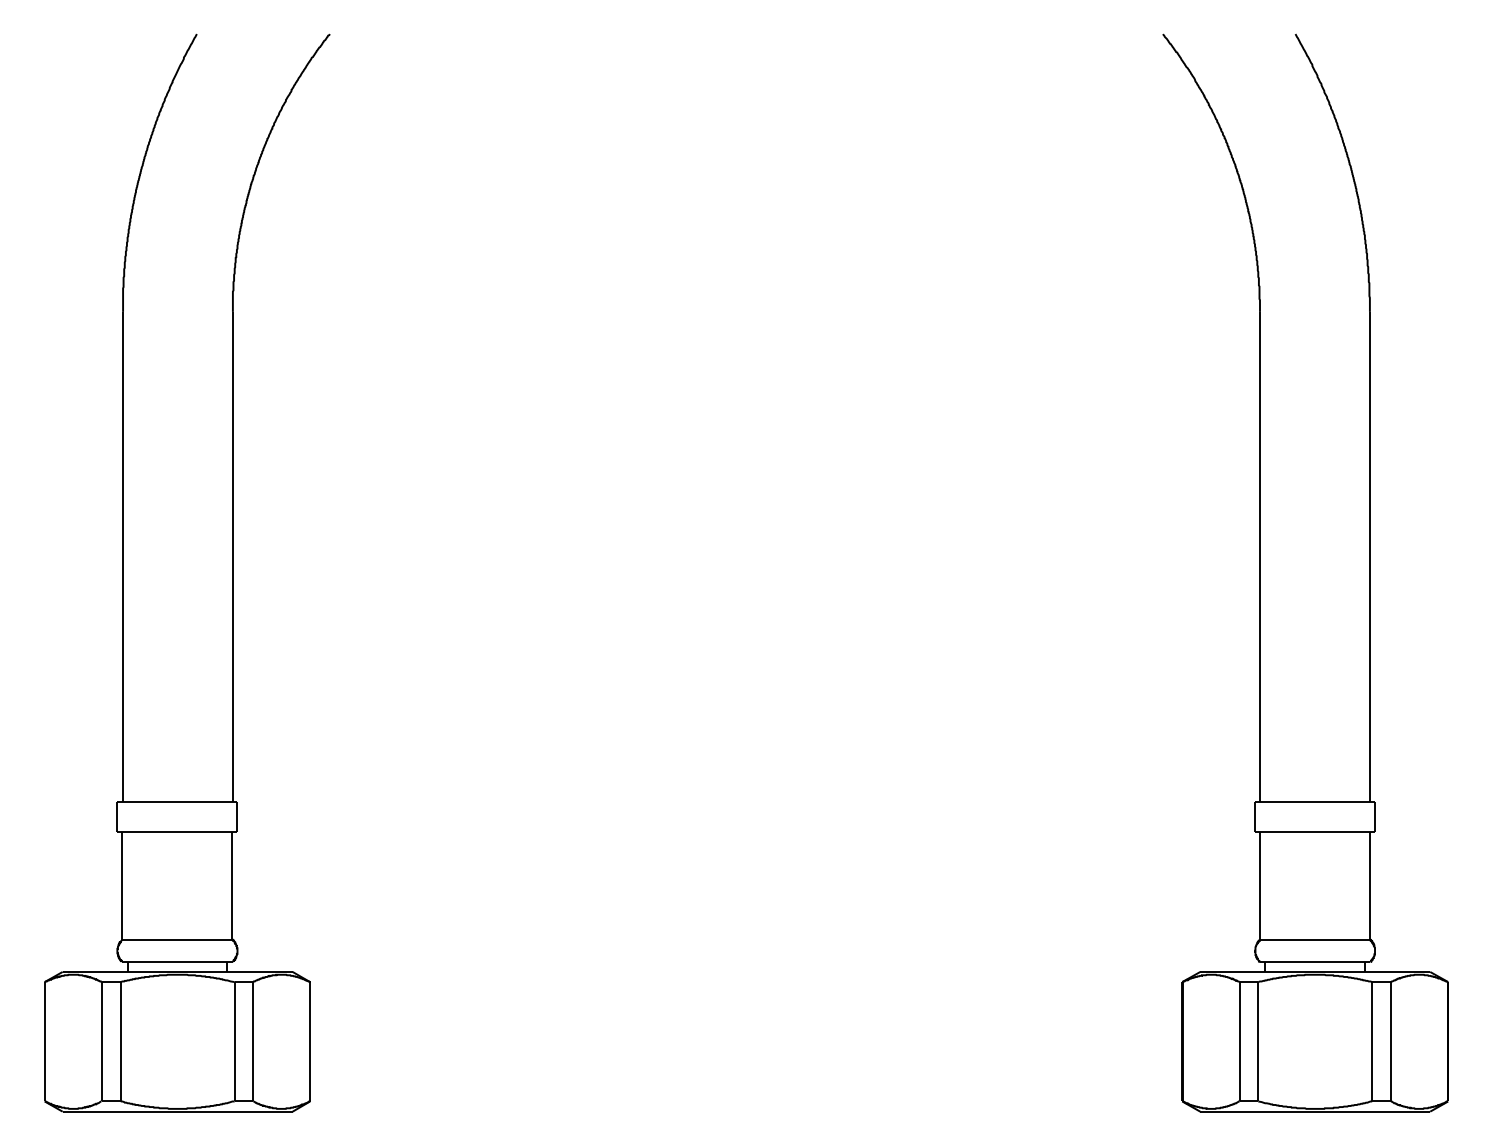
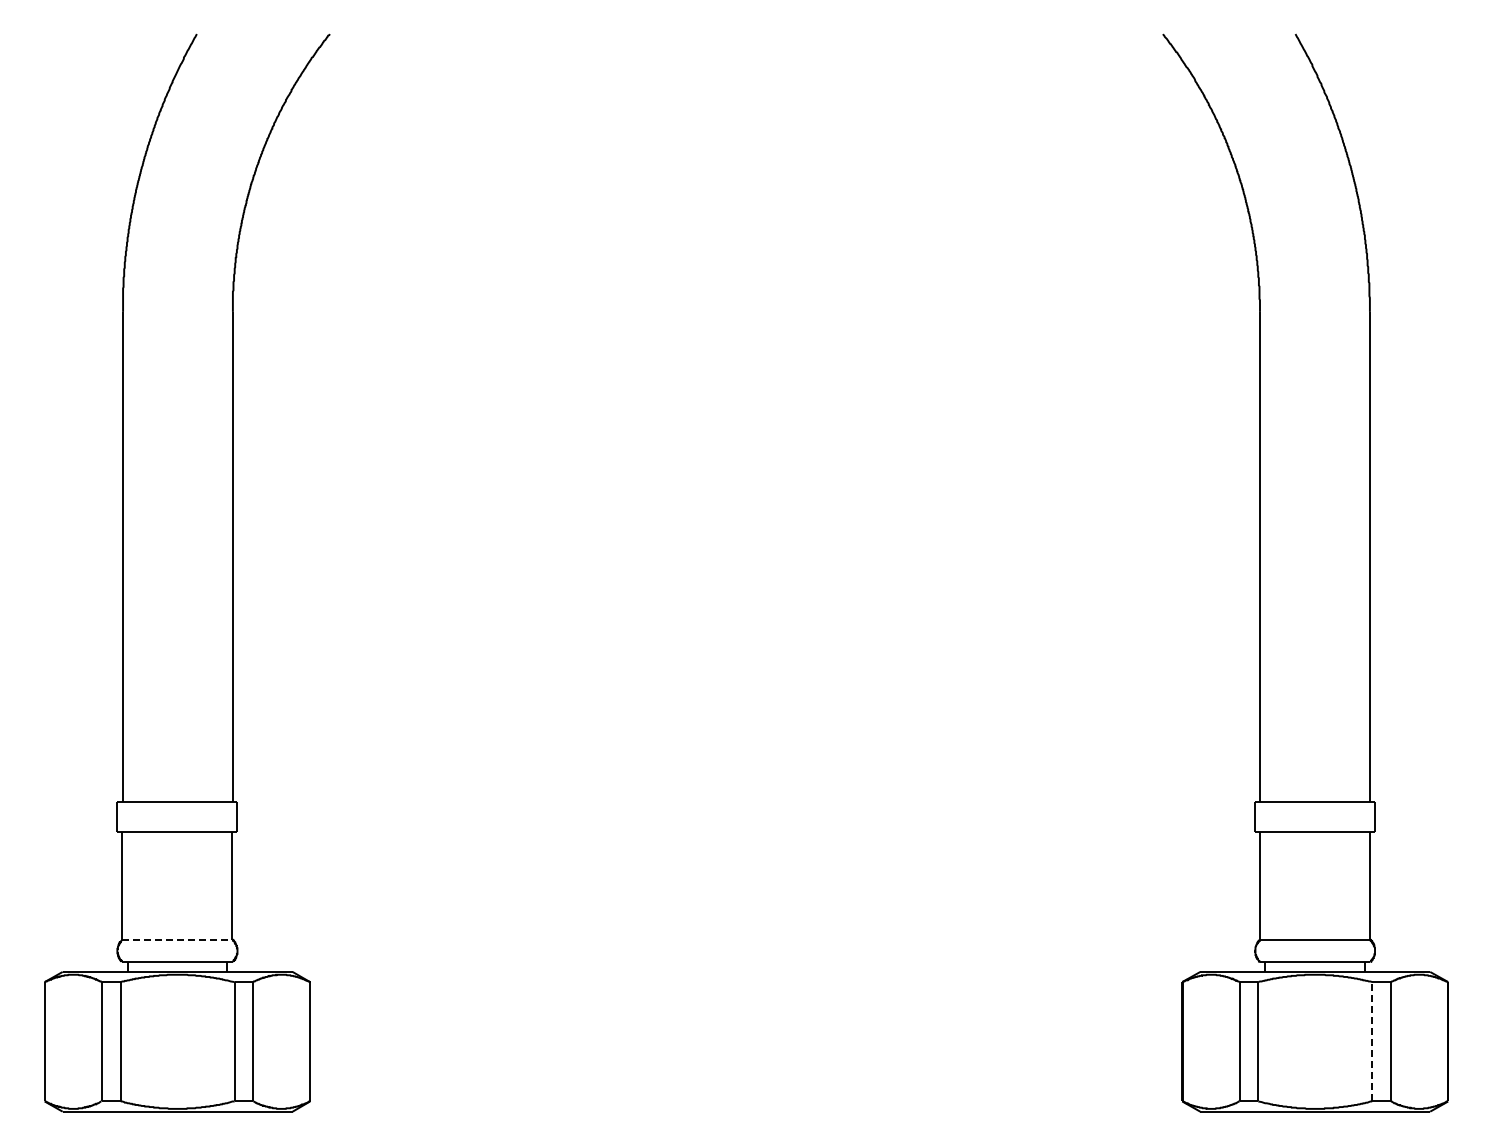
line: solid -> dashed (177, 939)
line: solid -> dashed (1372, 1041)
